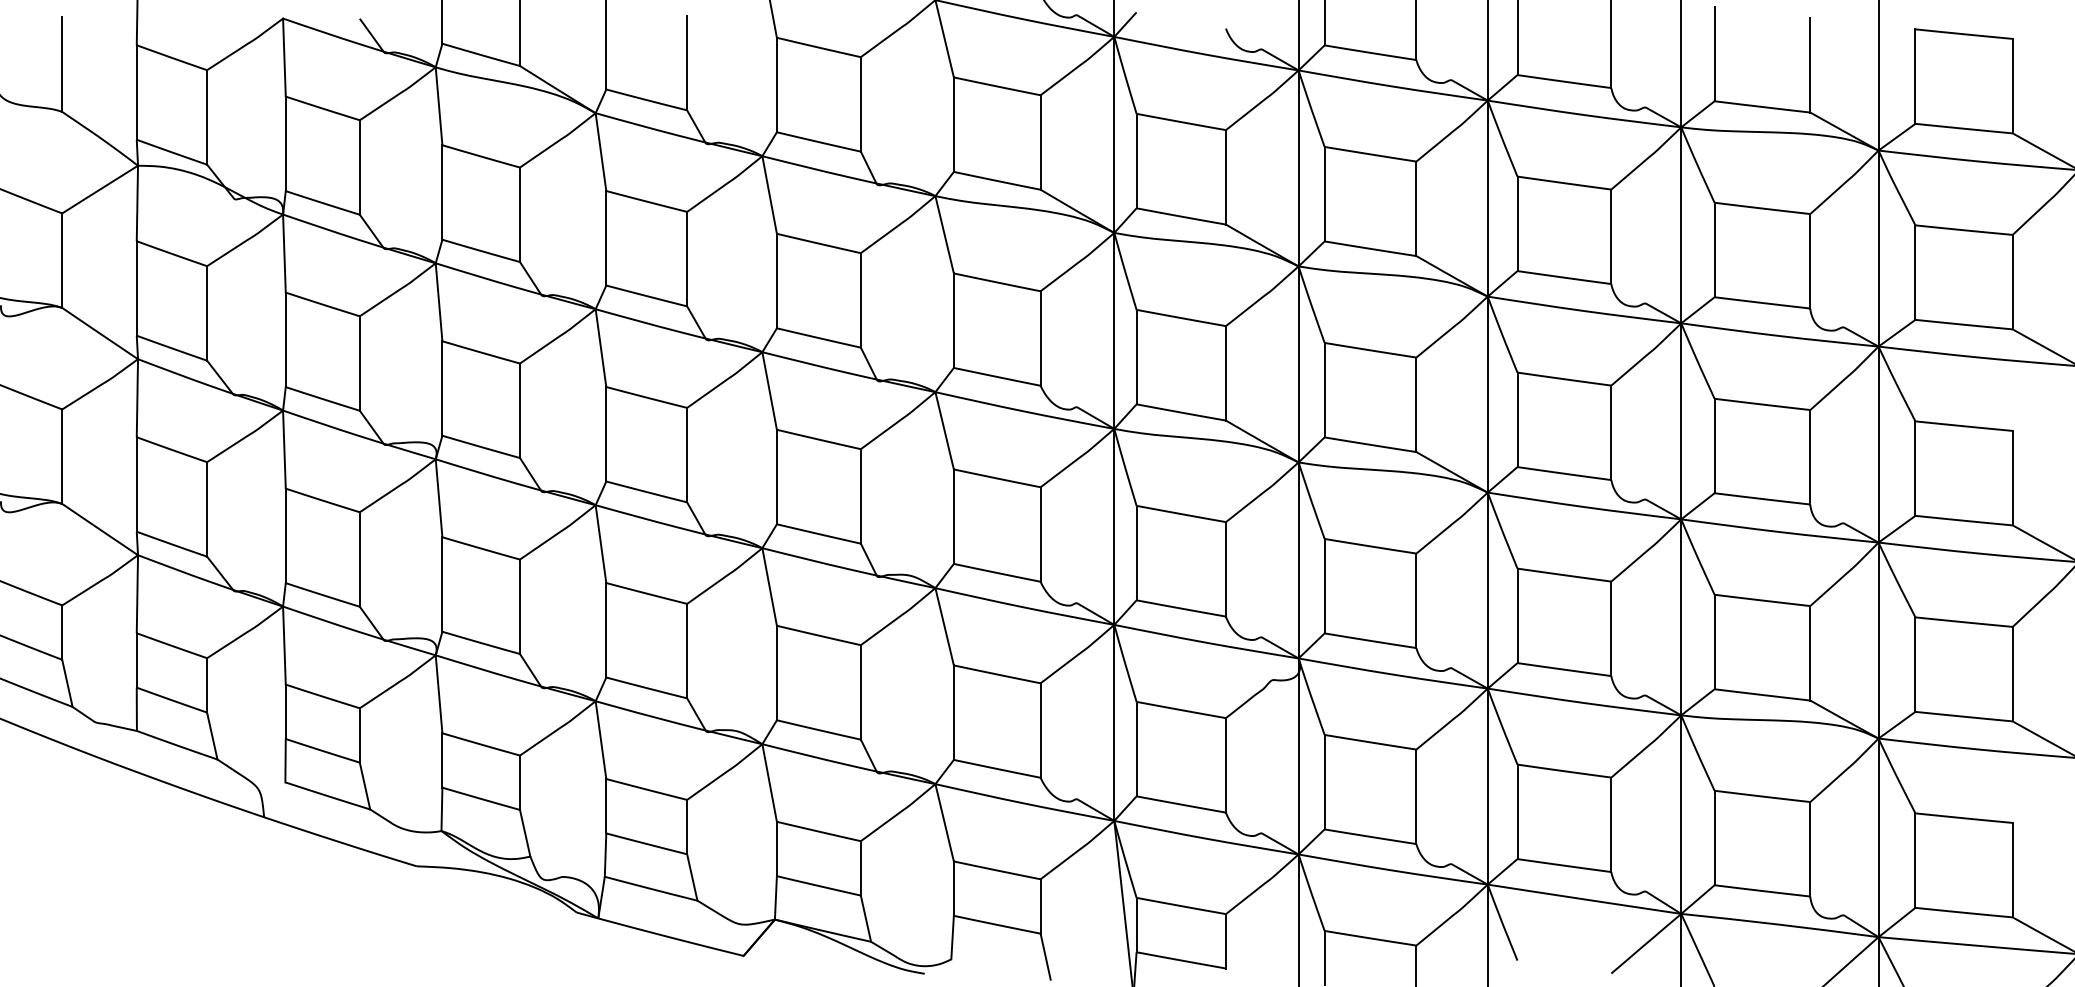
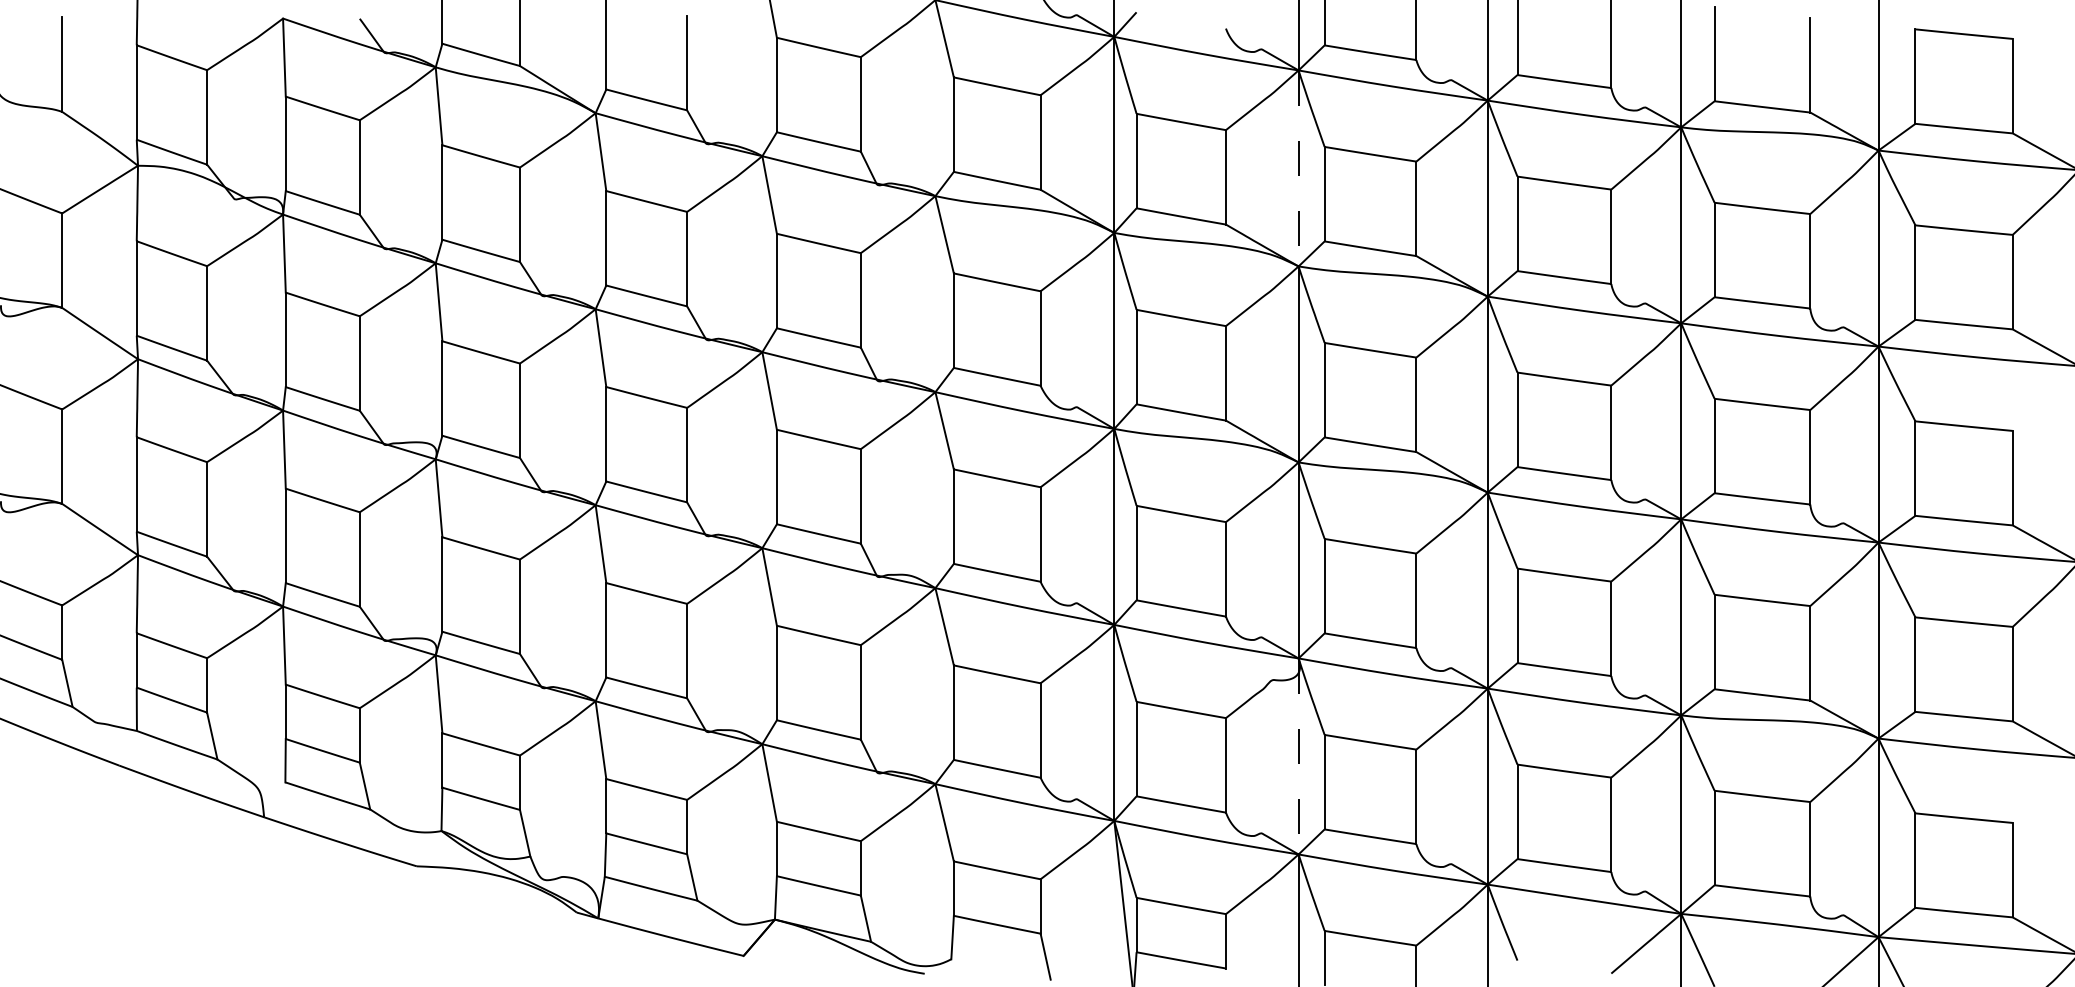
line: solid -> dashed (1298, 168)
line: solid -> dashed (1298, 756)
